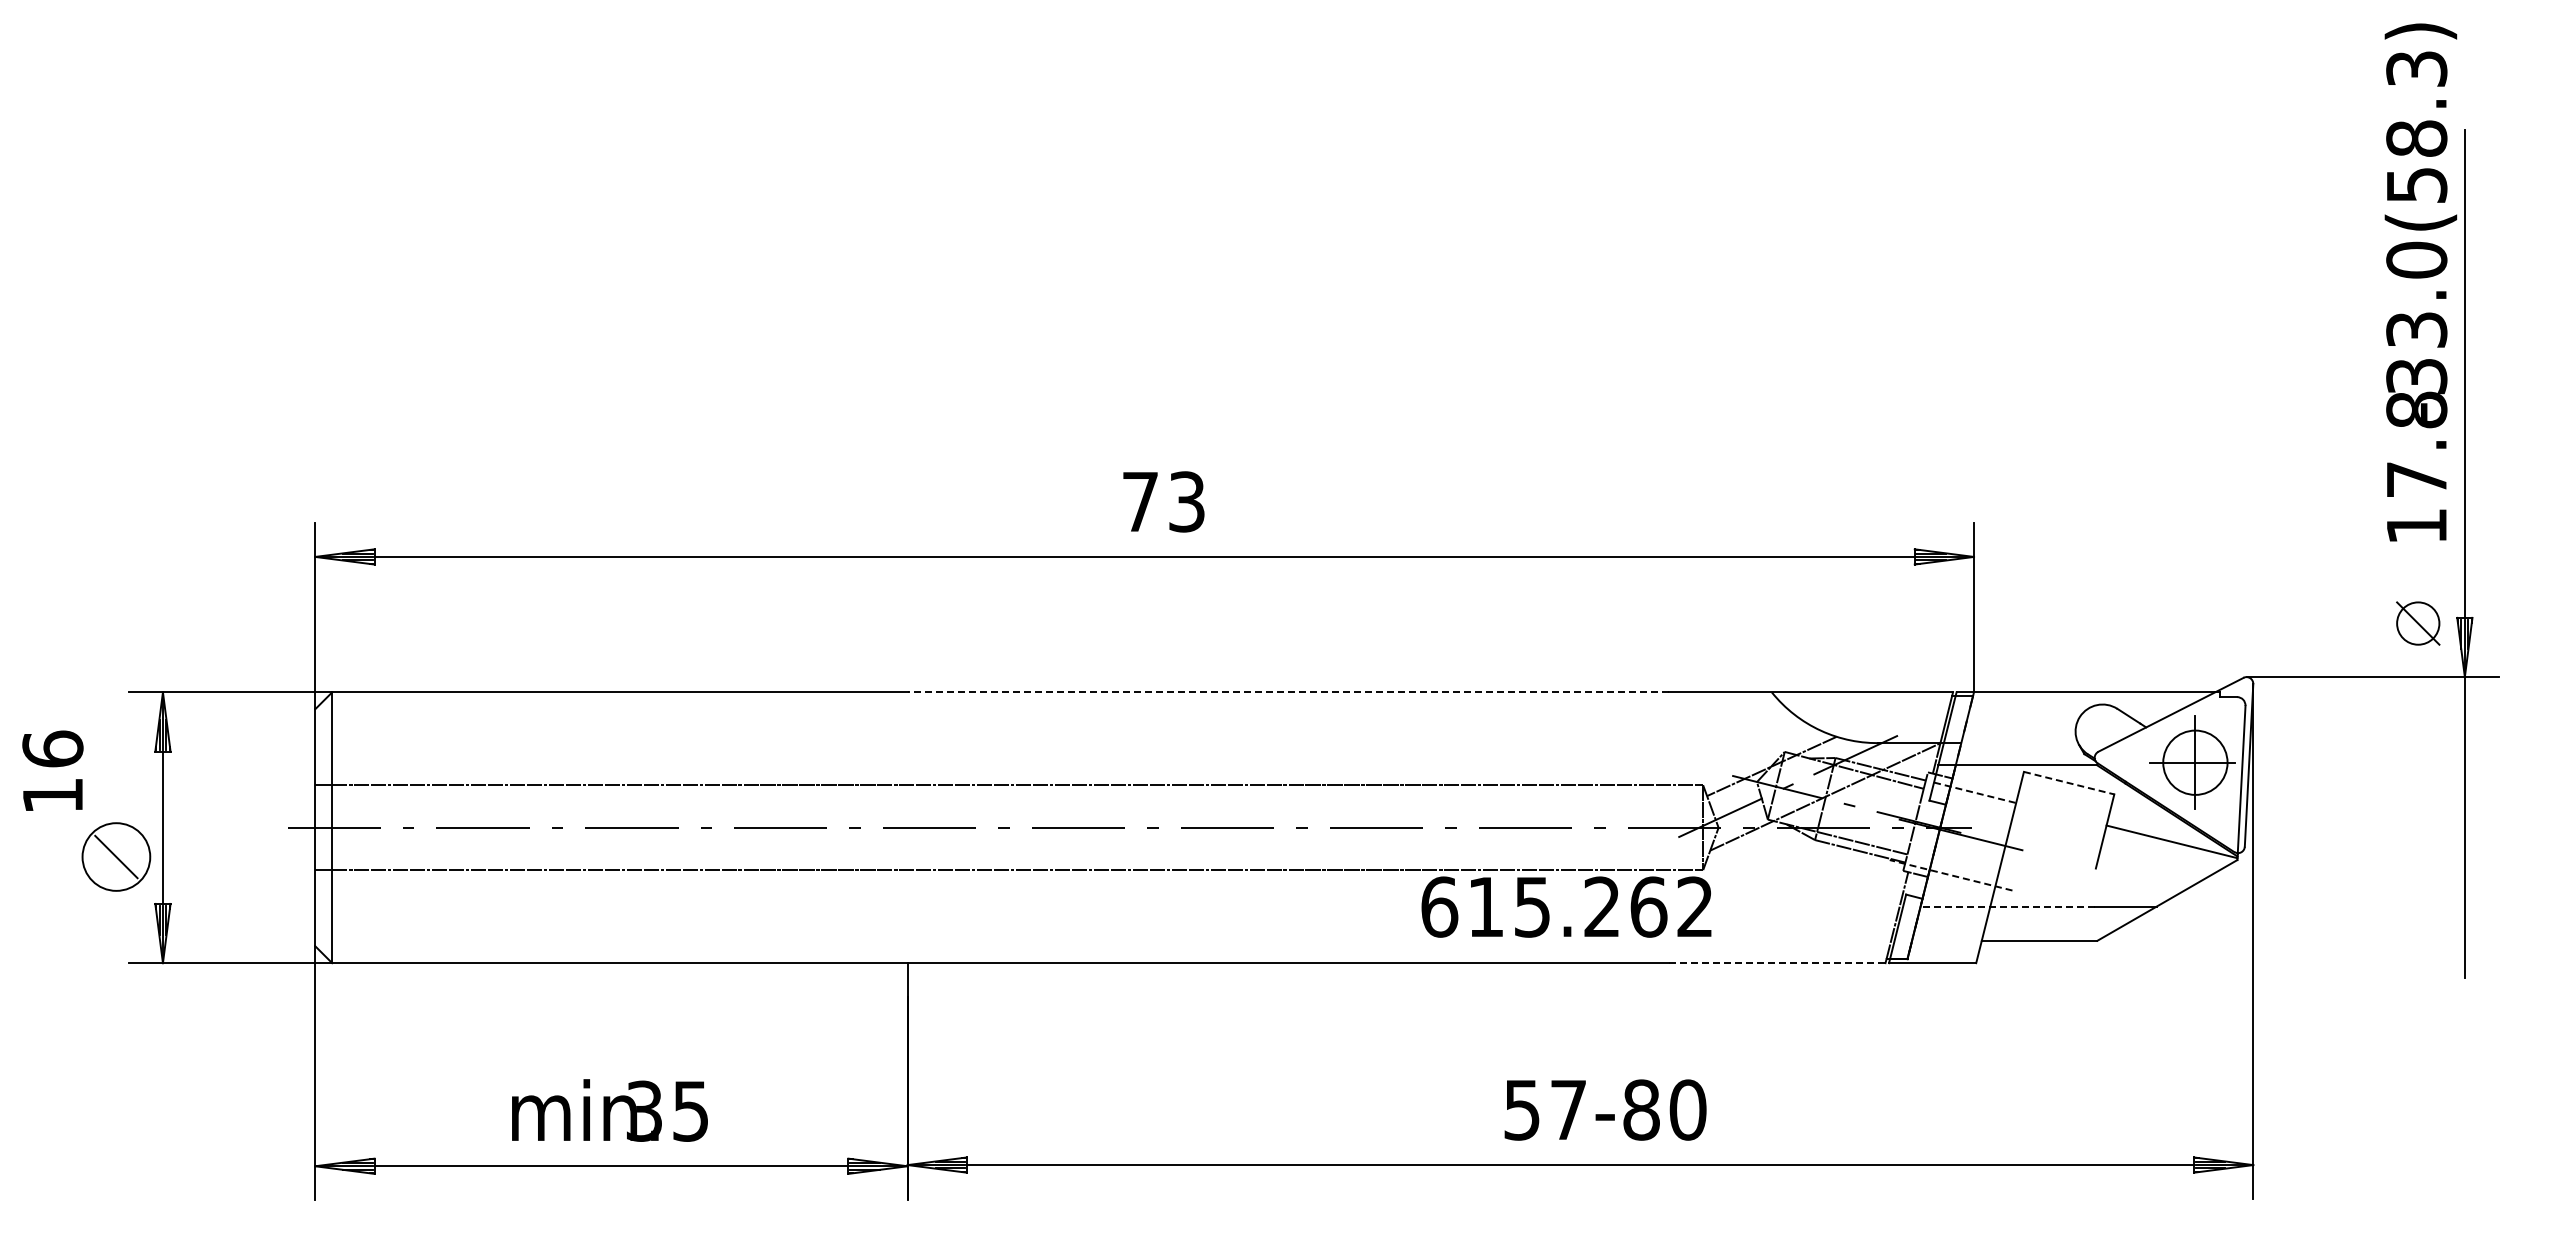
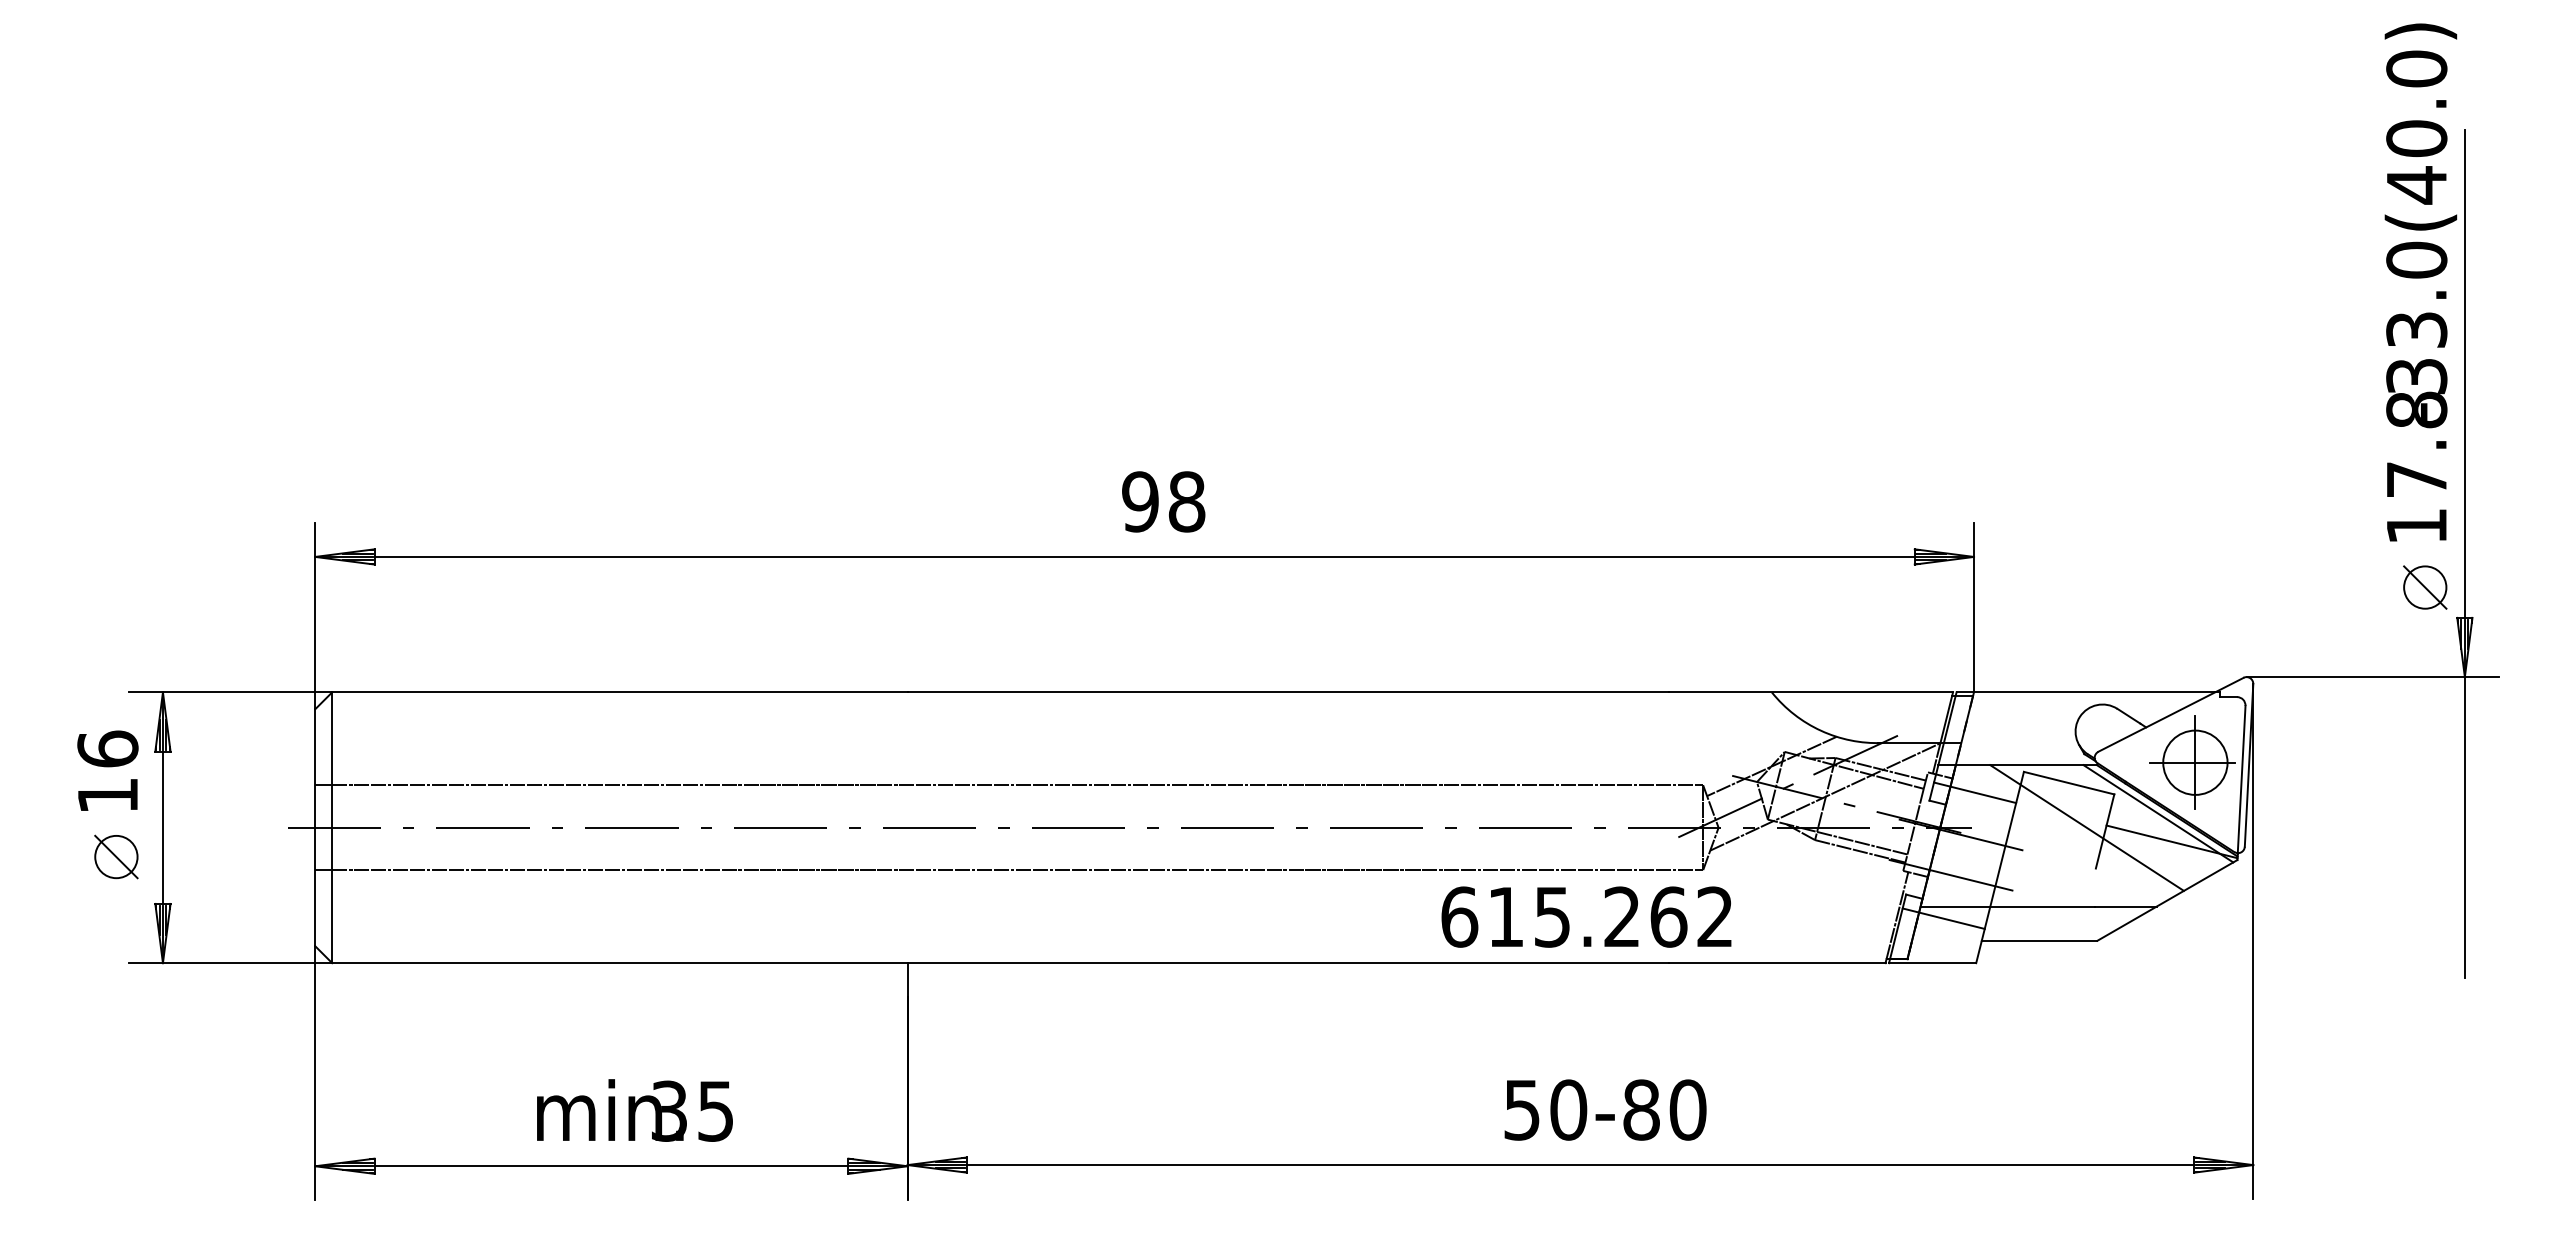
text: -33.0(58.3) -> -33.0(40.0) (2416, 127)
text: 73 -> 98 (1163, 501)
part position: (2418, 623) -> (2425, 587) (2425, 587)
line: dashed -> solid (1288, 692)
text position: (52, 770) -> (107, 770) (107, 770)
line: dashed -> solid (2069, 783)
line: dashed -> solid (1975, 792)
line: none -> present (2158, 813)
line: none -> present (2086, 827)
circle diameter: 68 px -> 42 px (116, 856)
line: dashed -> solid (1950, 875)
text position: (1566, 906) -> (1586, 916) (1586, 916)
line: dashed -> solid (2007, 906)
line: none -> present (1943, 918)
line: dashed -> solid (1777, 963)
text: 57-80 -> 50-80 (1568, 1109)
text position: (609, 1110) -> (634, 1110) (634, 1110)
